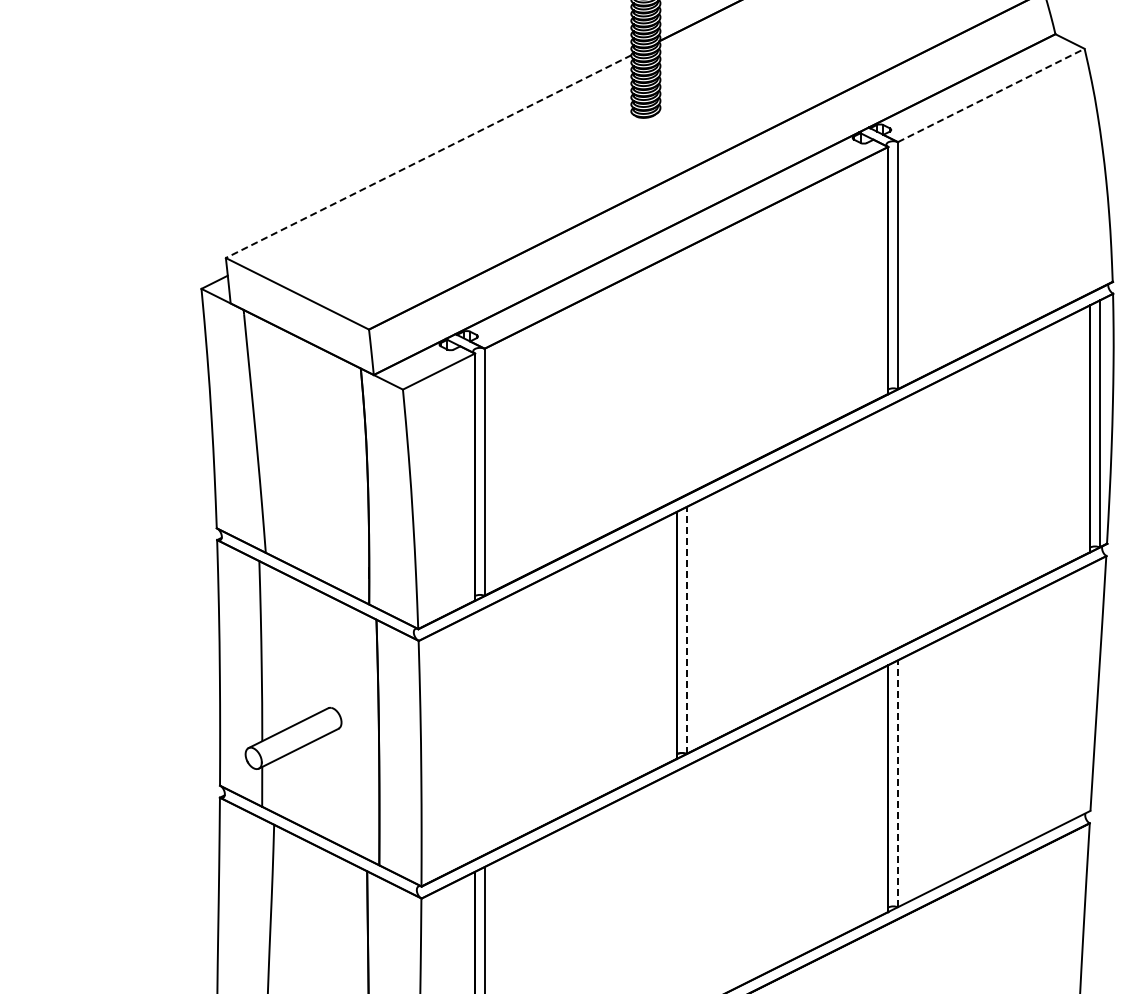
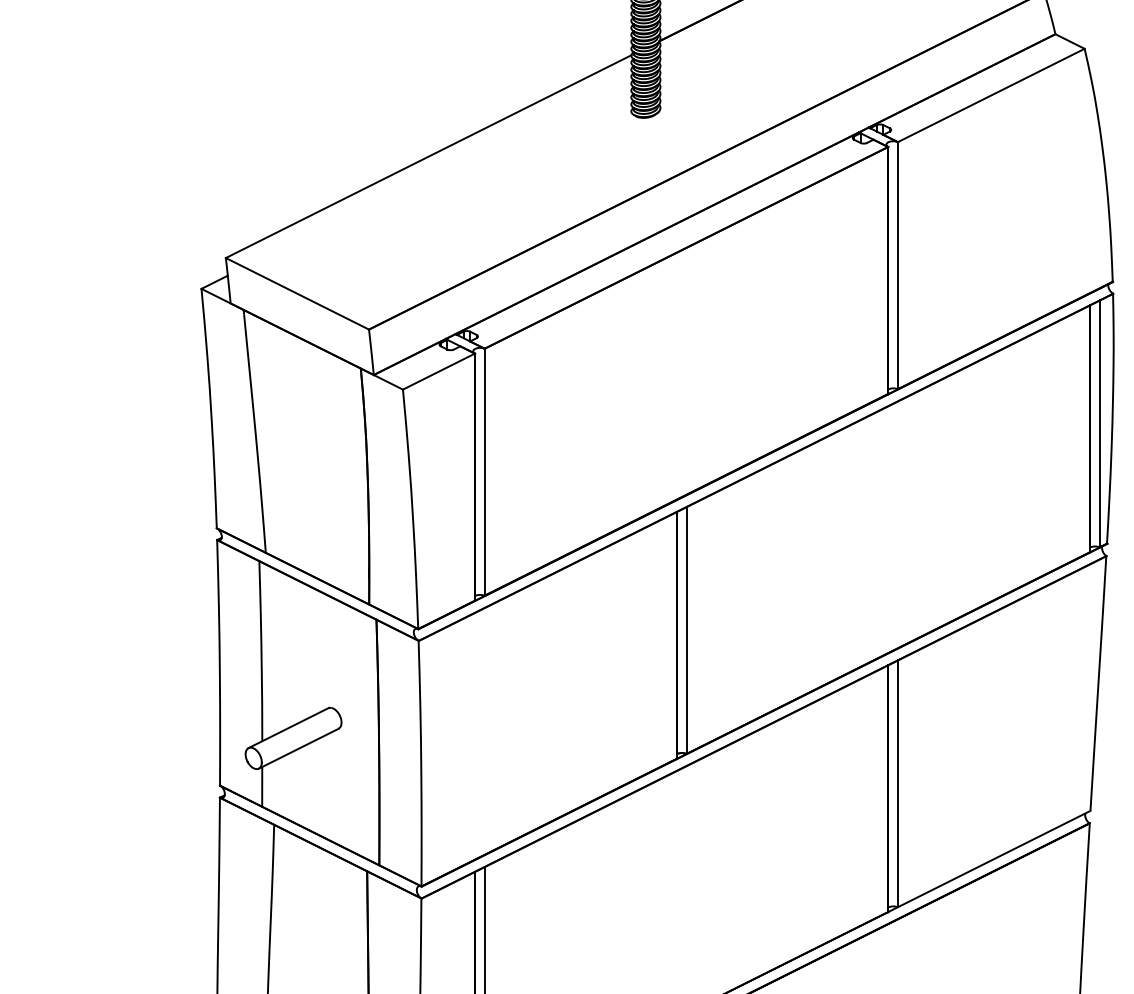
line: dashed -> solid (991, 95)
line: dashed -> solid (428, 156)
line: dashed -> solid (686, 630)
line: dashed -> solid (898, 783)
